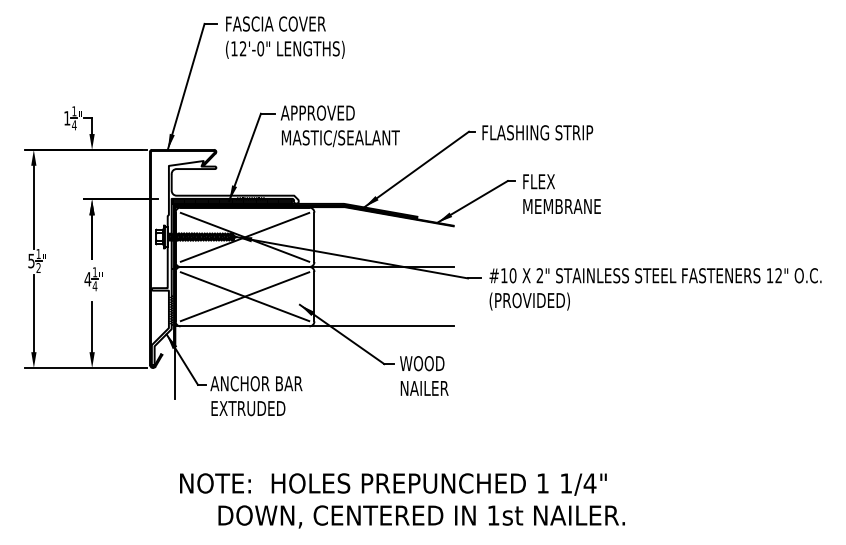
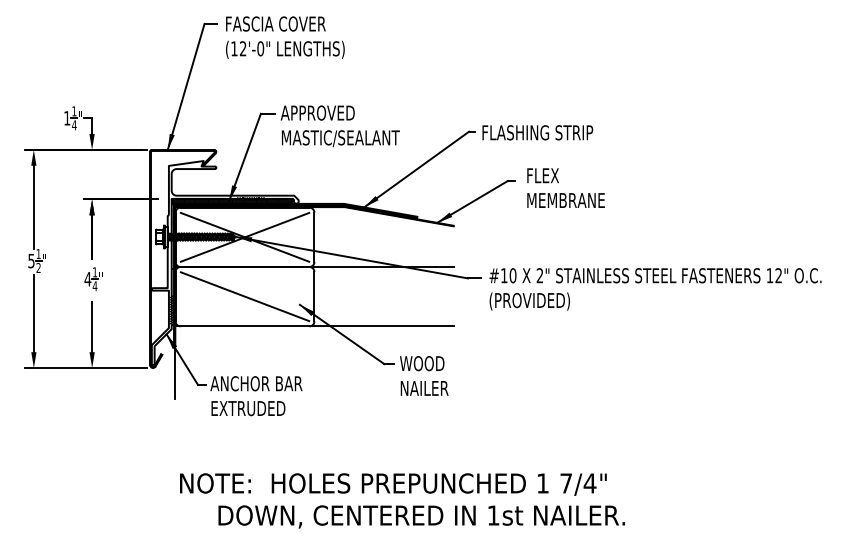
text position: (561, 193) -> (565, 187) (565, 187)
line: present -> none (244, 296)
text: 1/4" -> 7/4" (565, 483)
